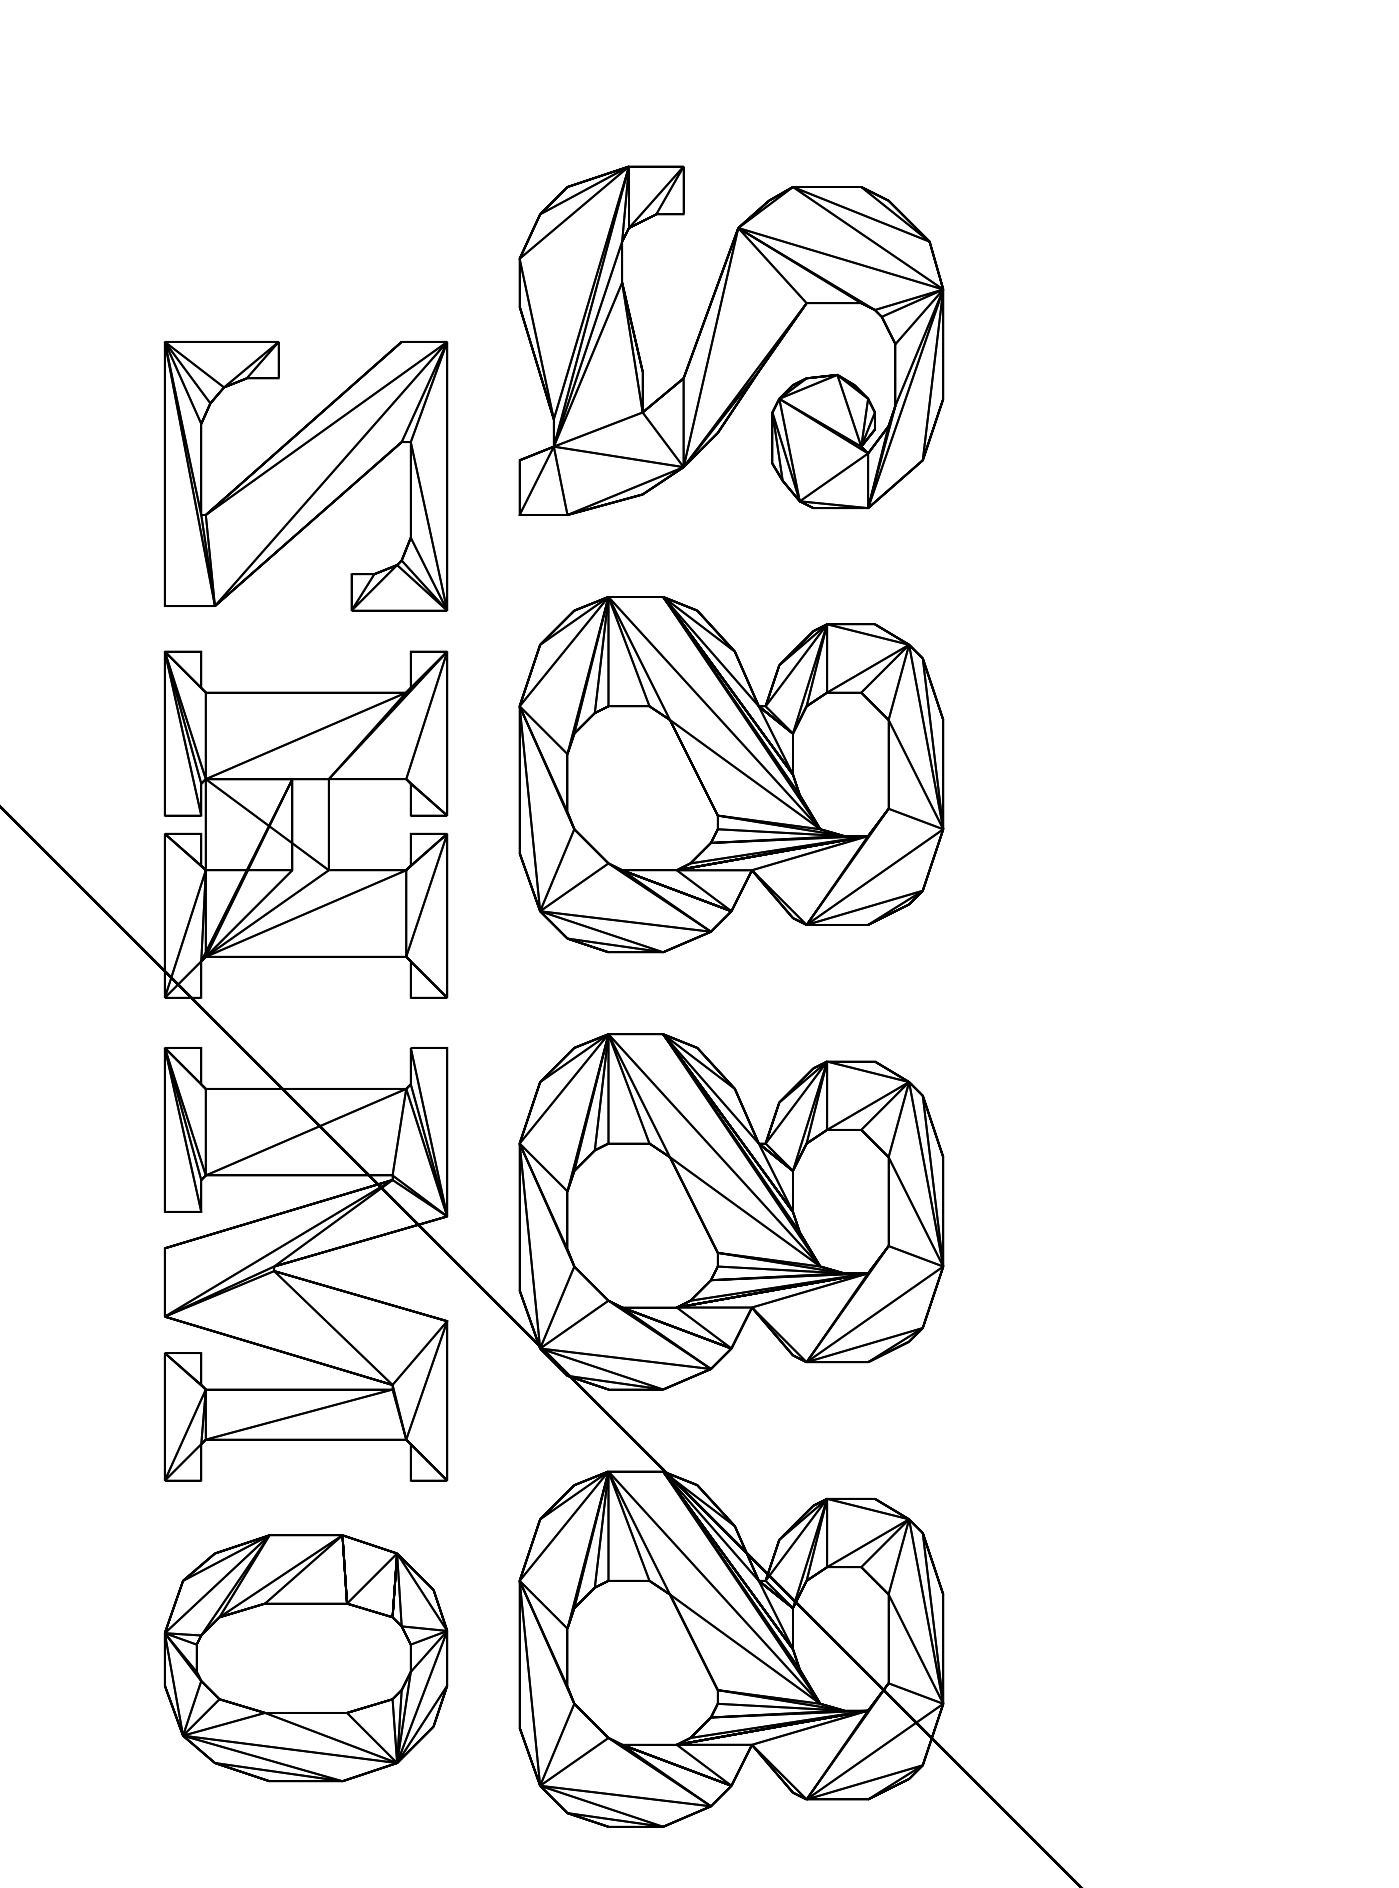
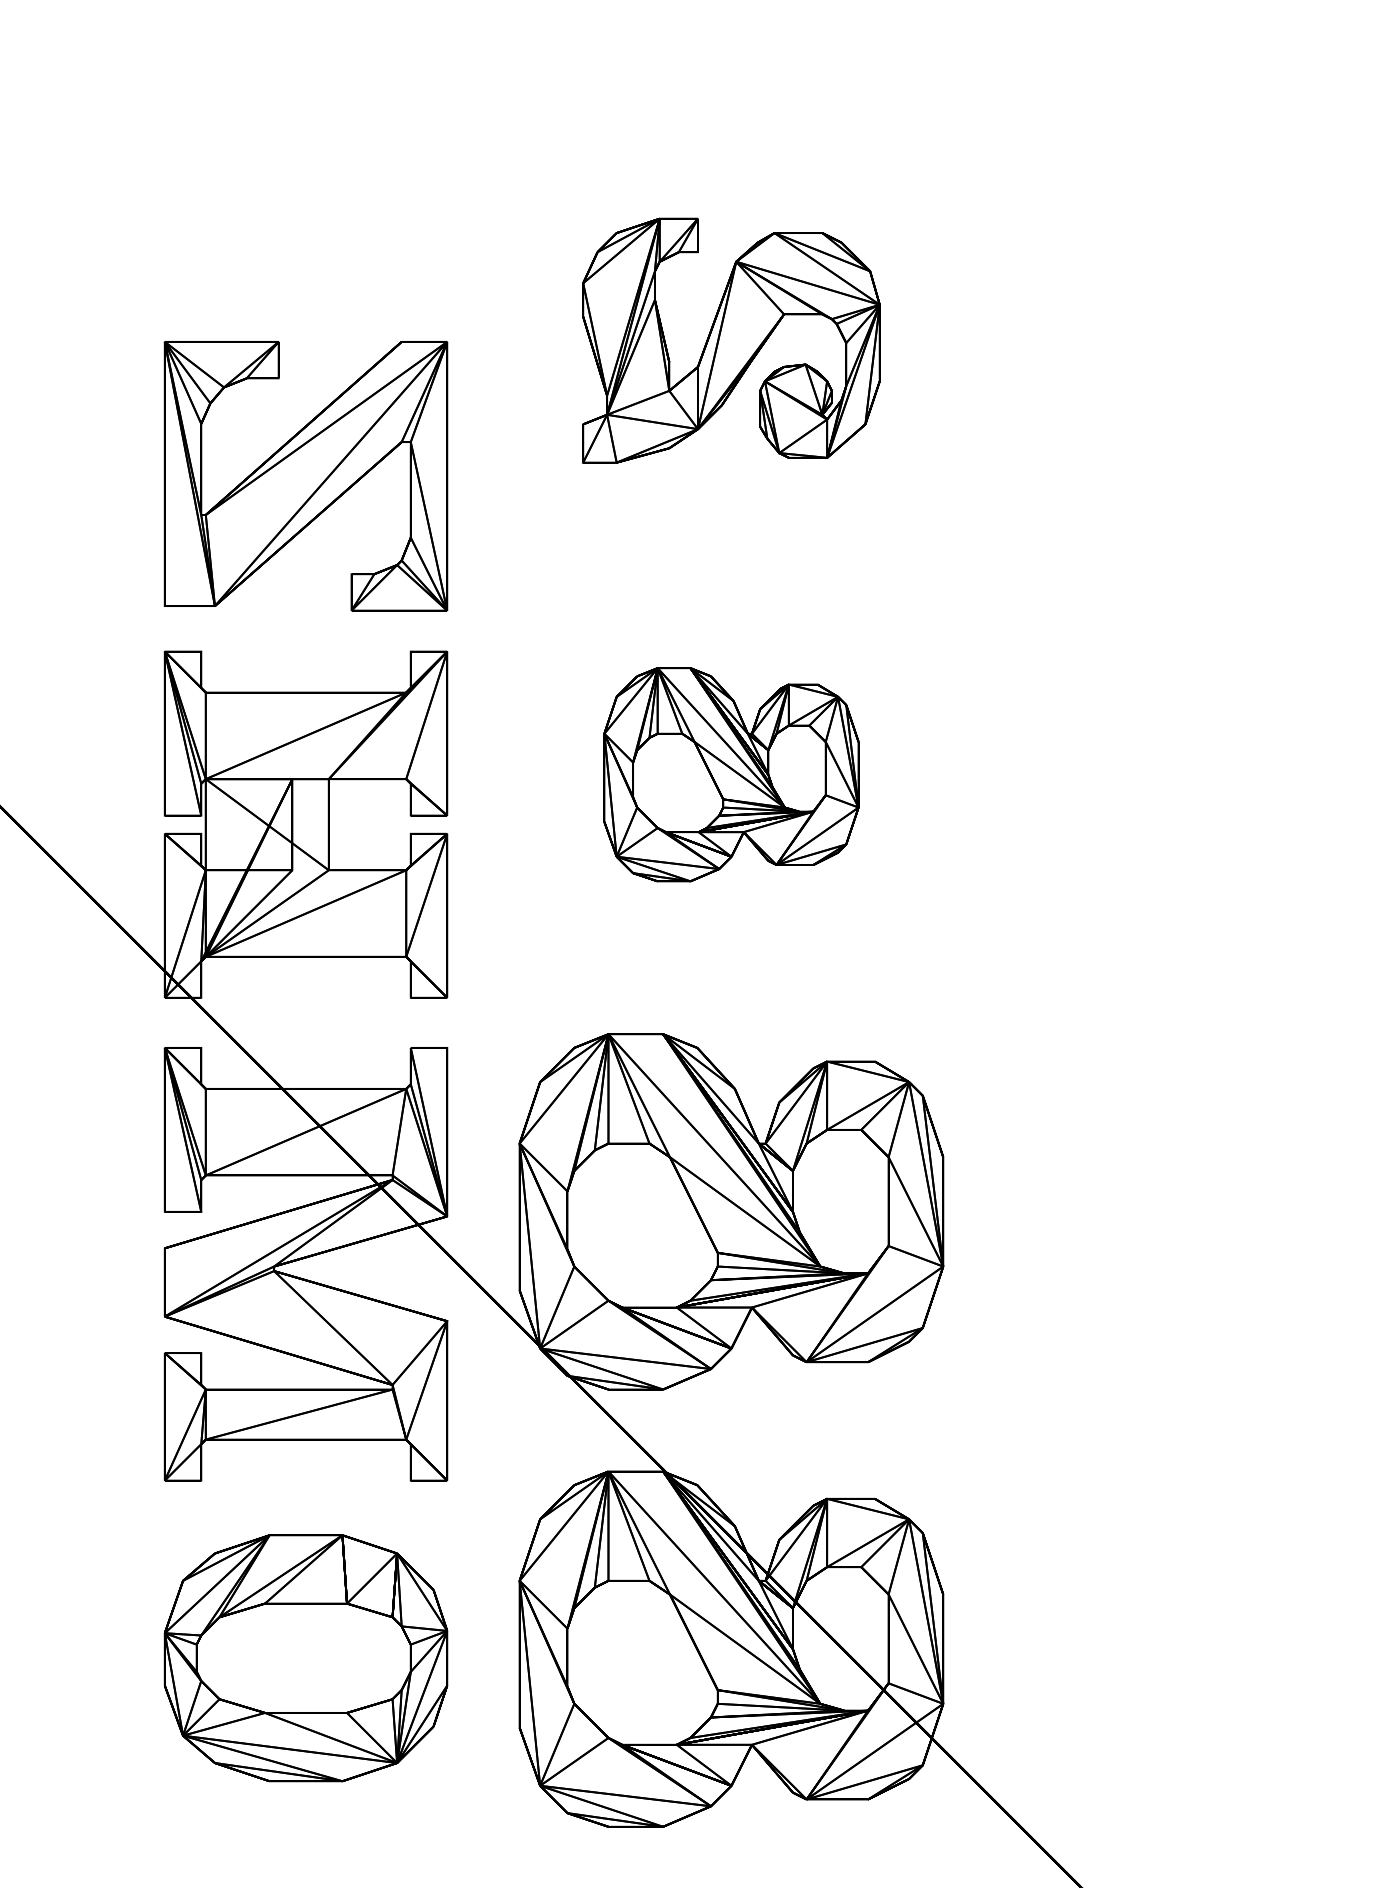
part size: 427x351 px -> 299x247 px (731, 340)
part size: 427x358 px -> 257x216 px (731, 774)
